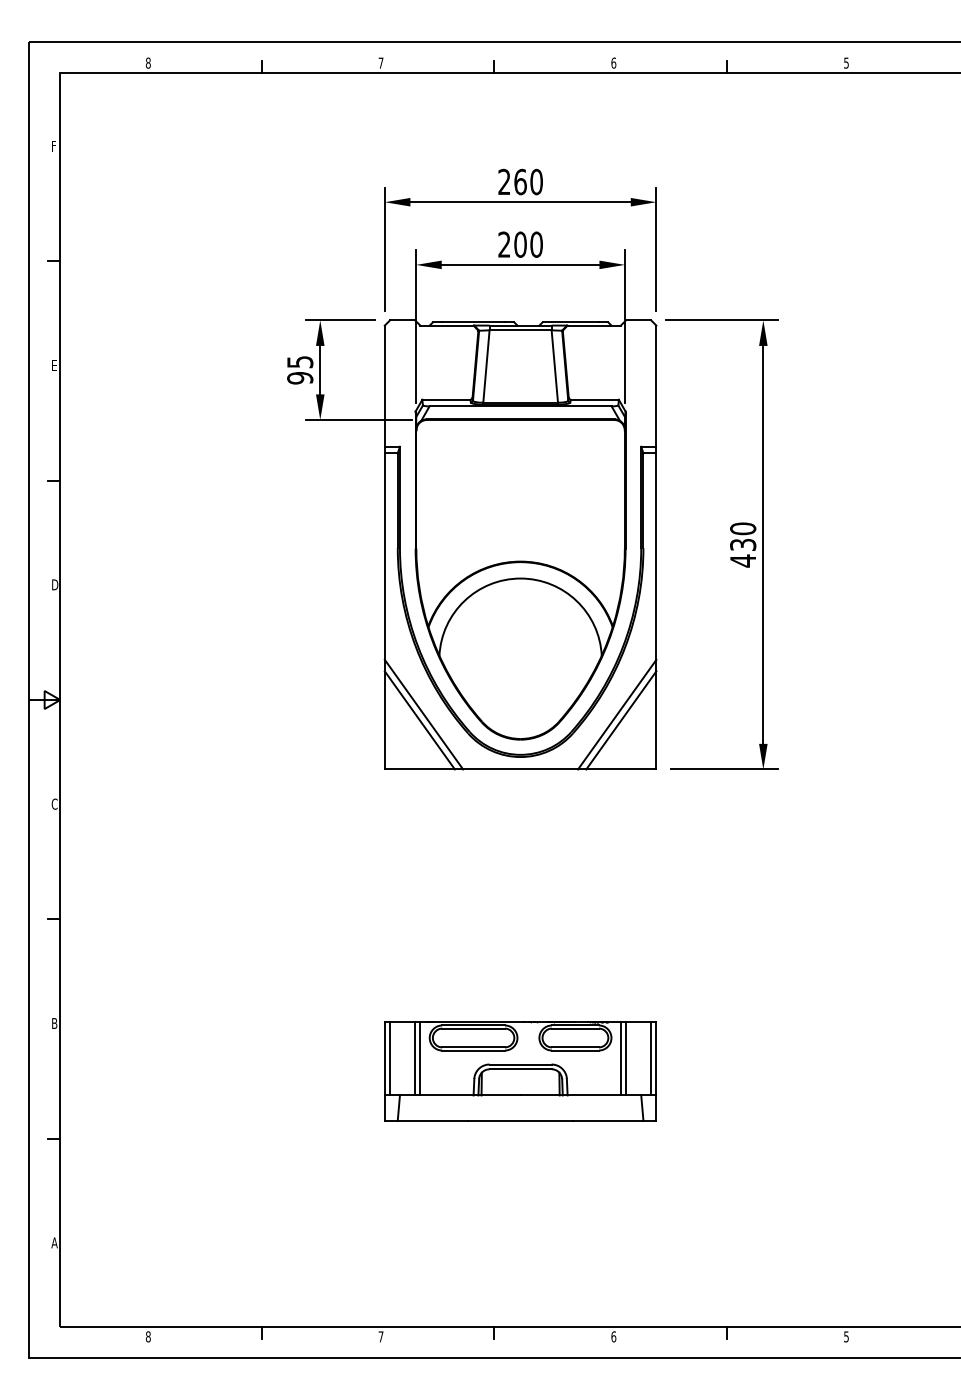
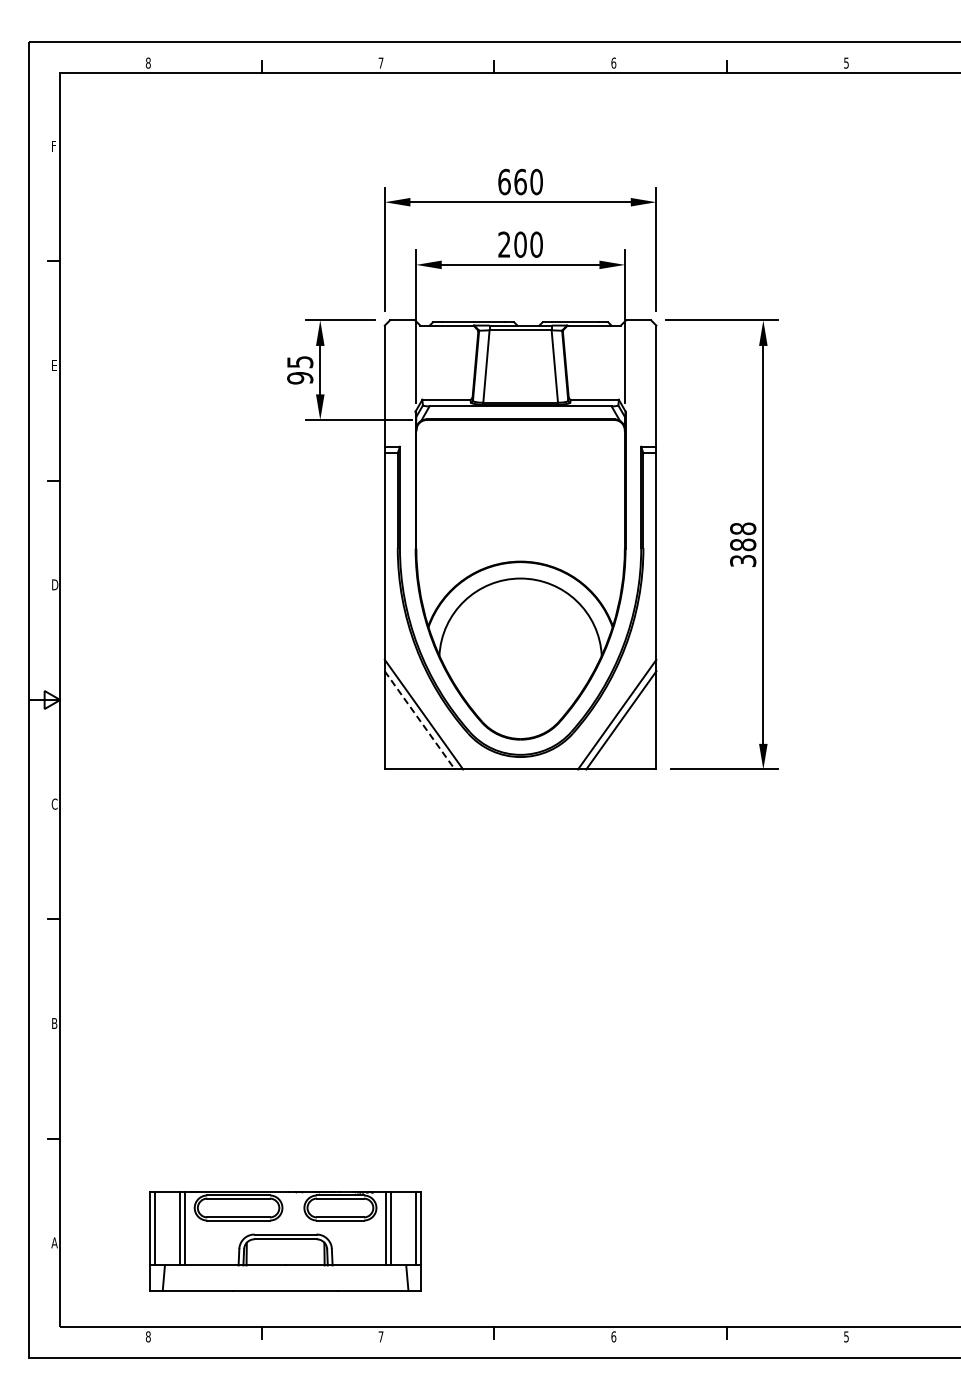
text: 260 -> 660 (504, 181)
text: 430 -> 388 (743, 544)
line: solid -> dashed (420, 720)
part position: (520, 1071) -> (285, 1241) (285, 1241)
